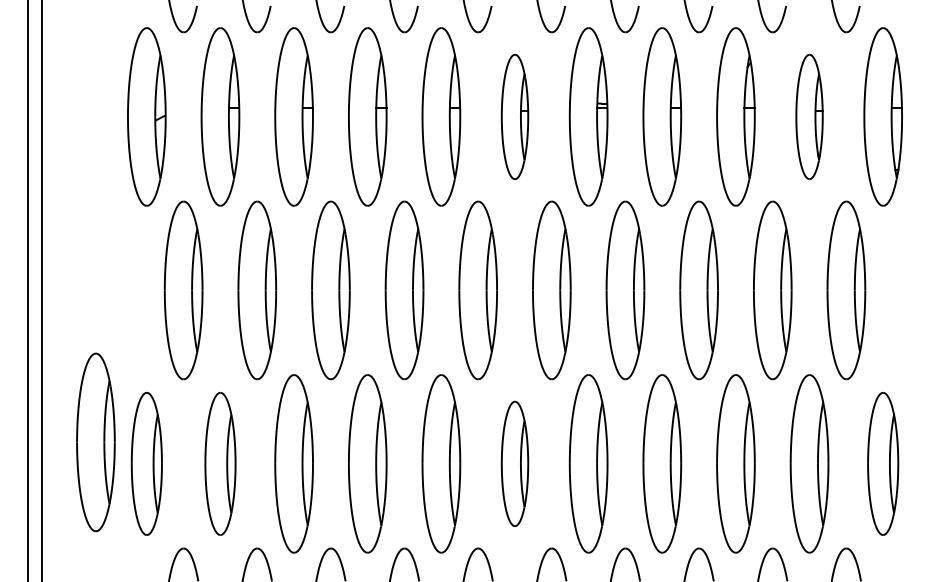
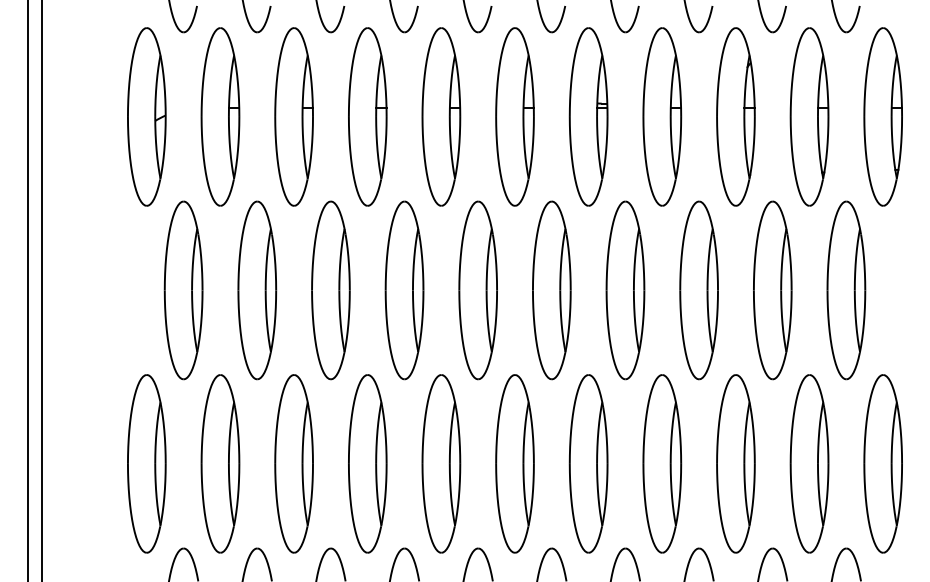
part size: 30x127 px -> 40x180 px (514, 116)
part size: 29x127 px -> 41x180 px (809, 116)
part: present -> none (95, 442)
part size: 33x144 px -> 40x180 px (146, 463)
part size: 33x144 px -> 41x180 px (220, 463)
part size: 30x127 px -> 40x180 px (514, 463)
part size: 33x144 px -> 40x180 px (882, 463)
